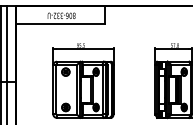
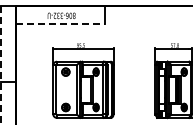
line: solid -> dashed (60, 23)
line: present -> none (7, 63)
line: solid -> dashed (1, 65)
